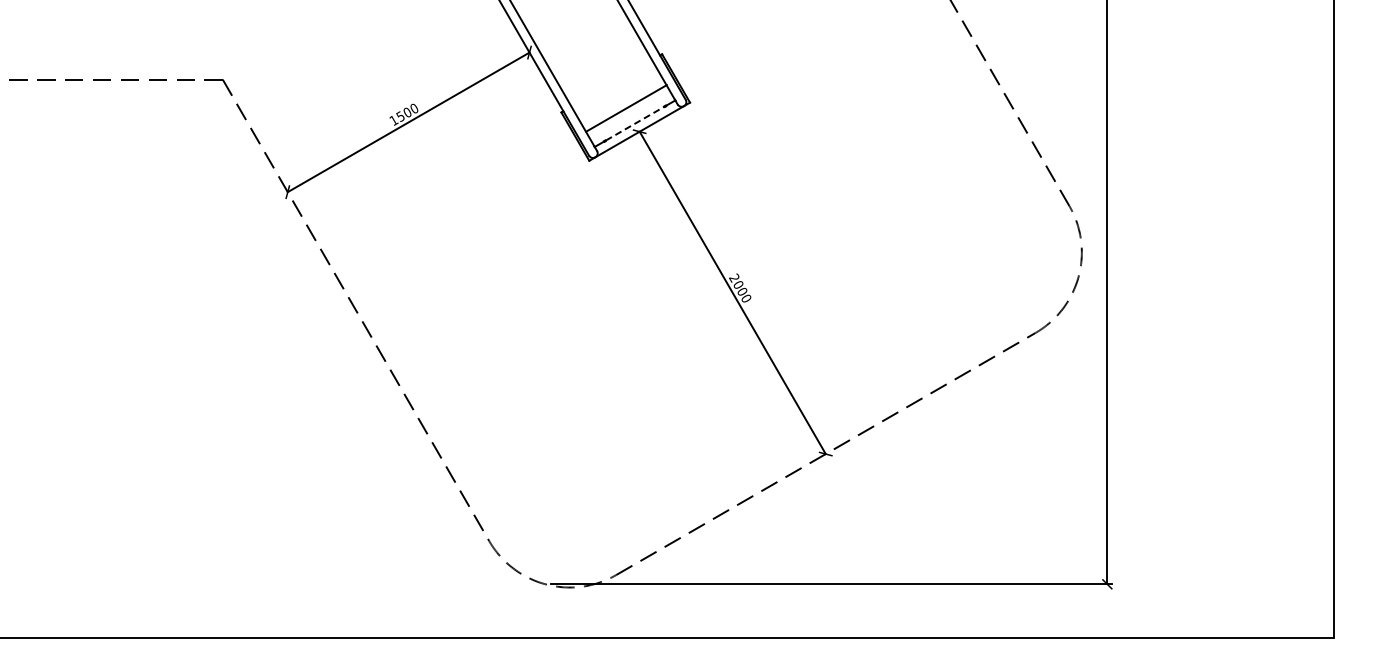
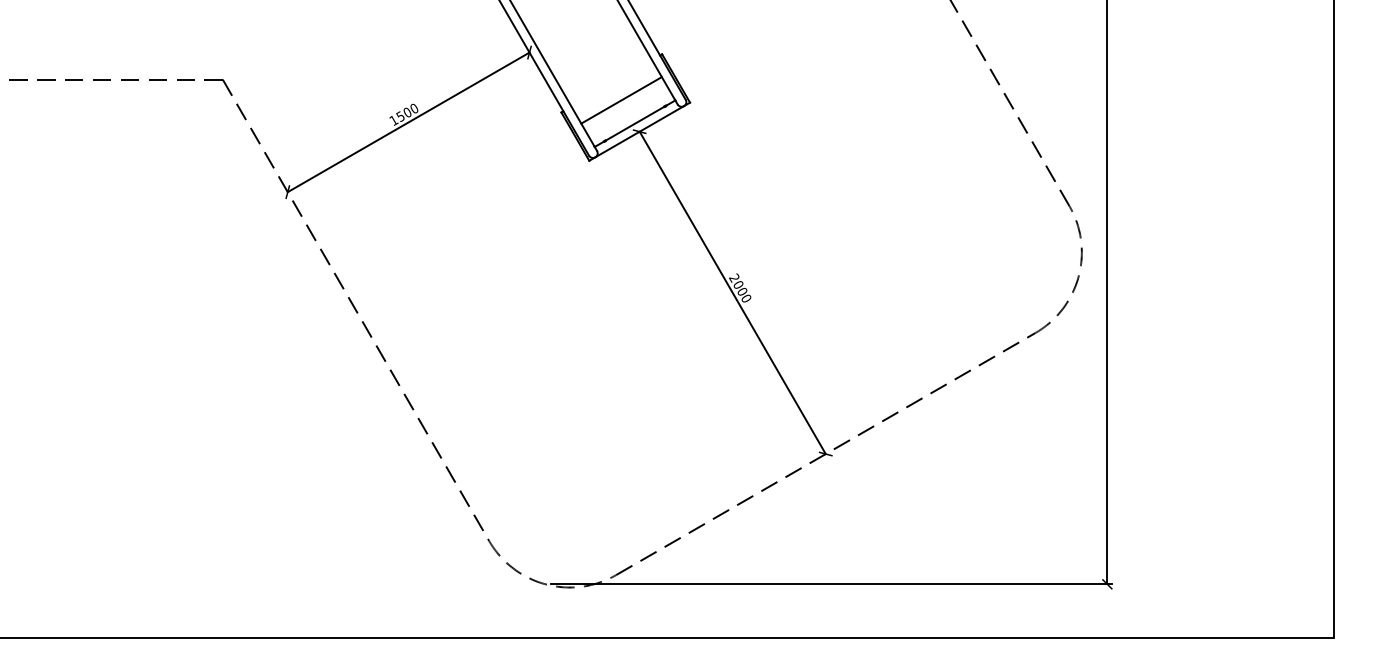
line position: (626, 108) -> (621, 100) (621, 100)
line: dashed -> solid (635, 123)
